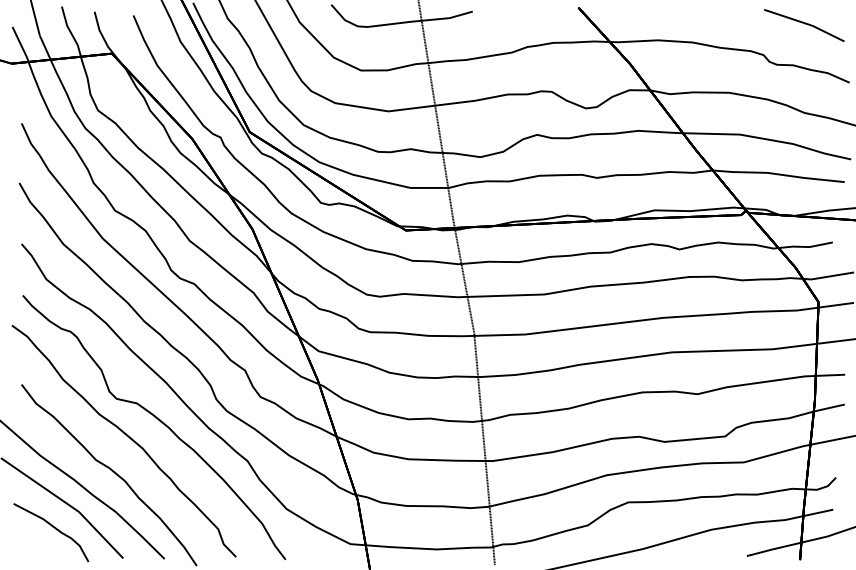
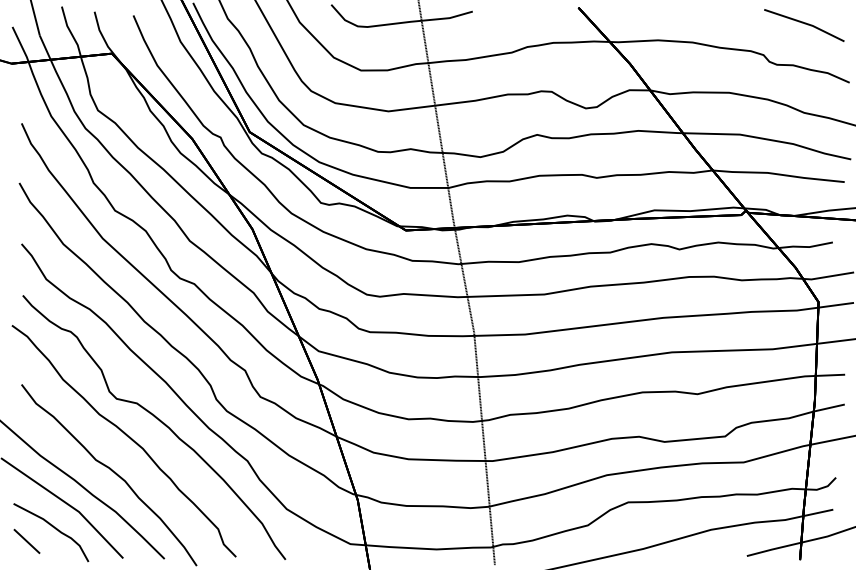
line: none -> present (26, 540)
